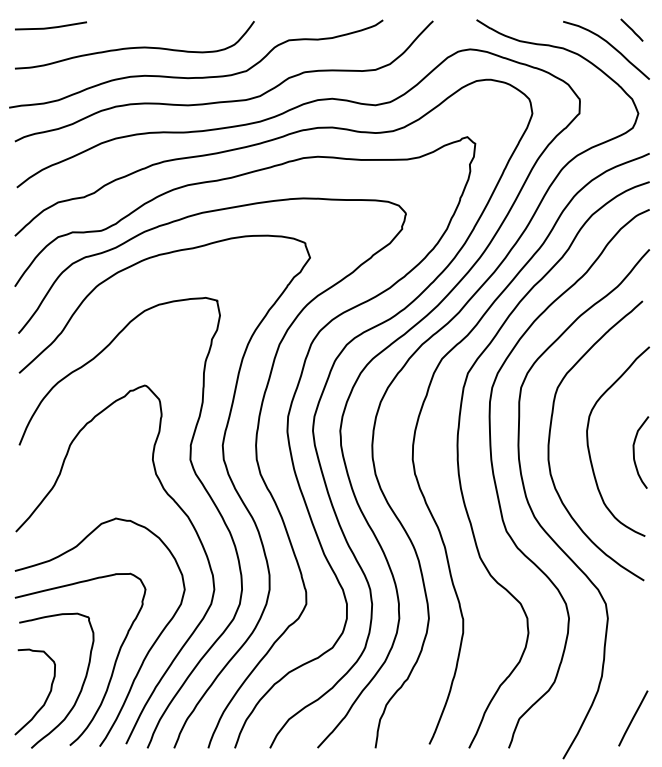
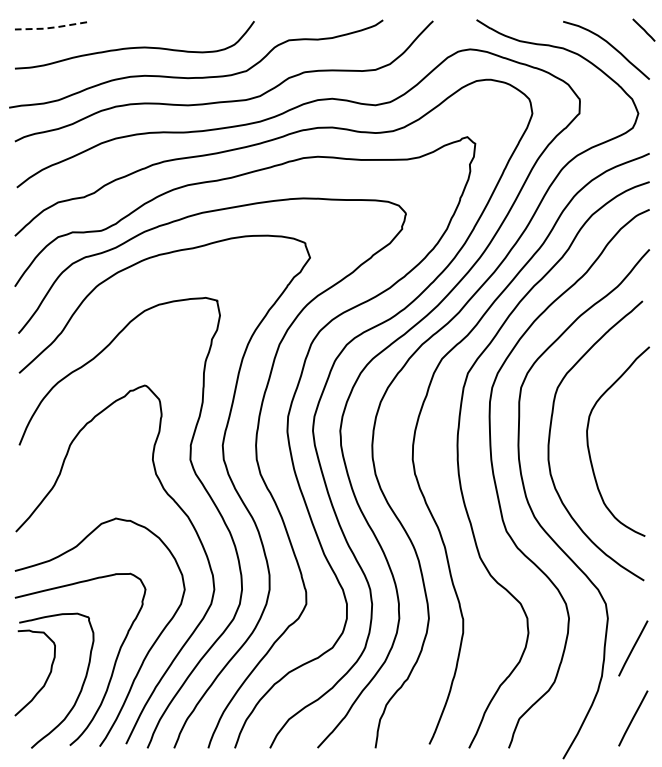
line: solid -> dashed (51, 27)
line position: (631, 29) -> (643, 29) (643, 29)
curve: present -> none (634, 452)
line: none -> present (633, 648)
curve position: (46, 697) -> (46, 678) (46, 678)
